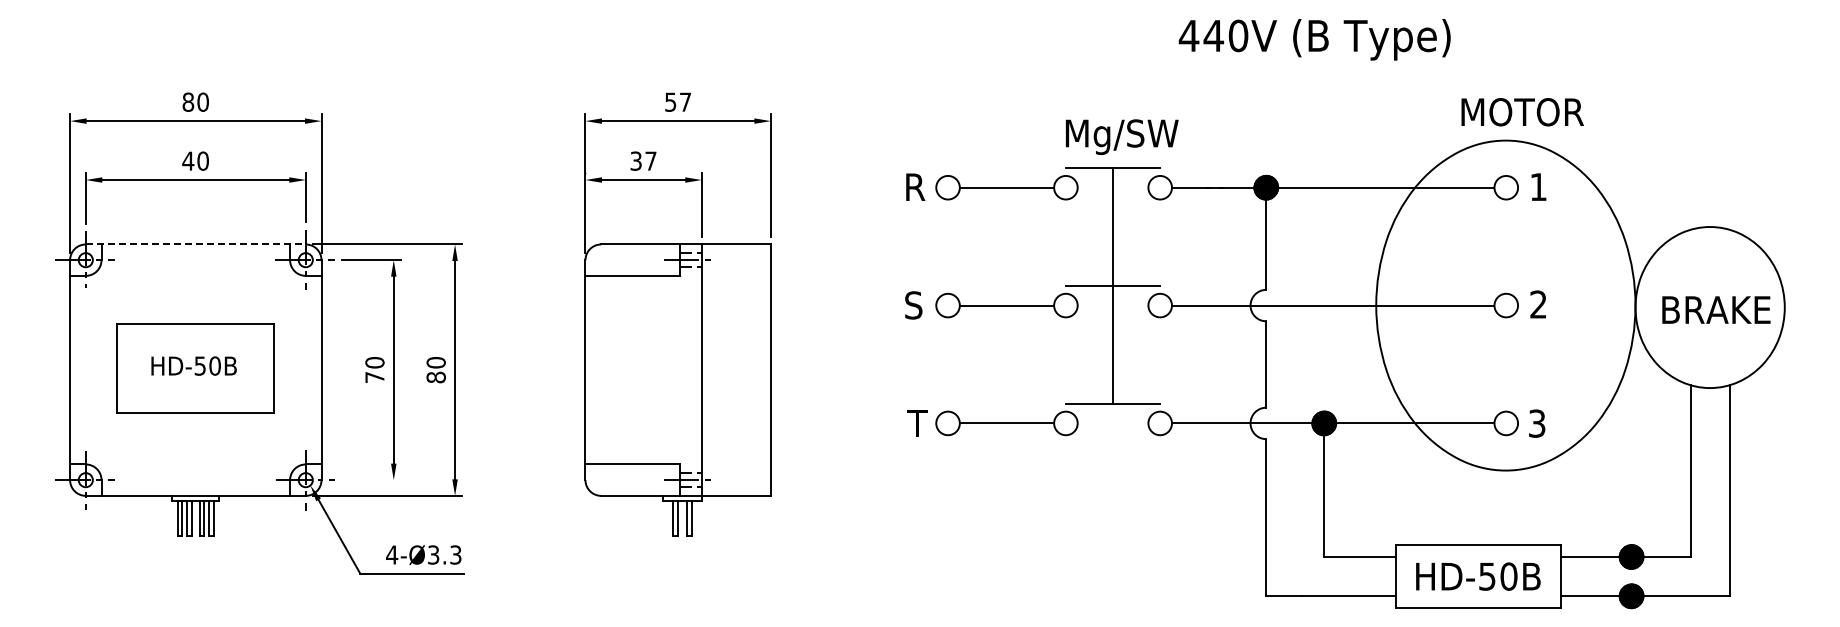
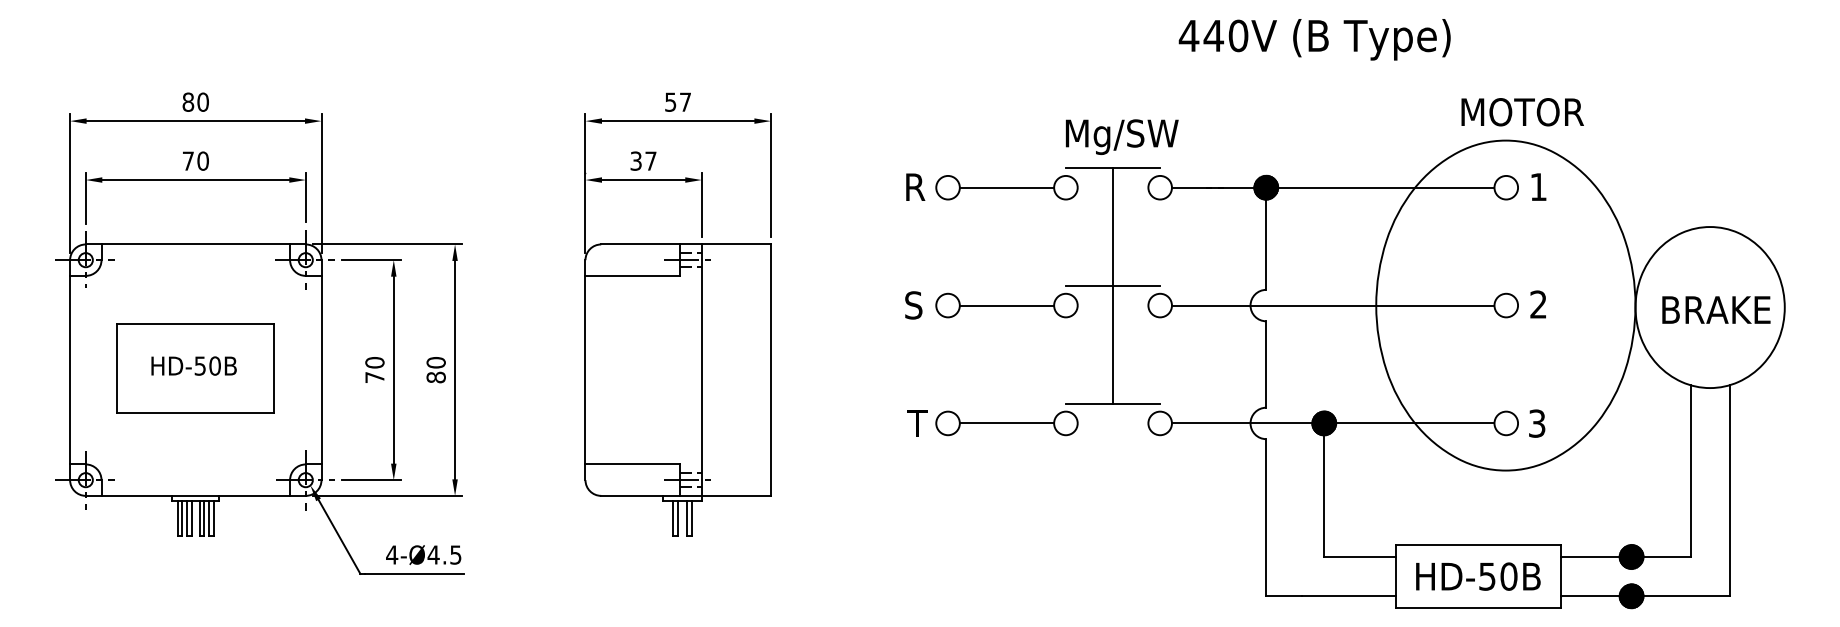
text: 40 -> 70 (188, 160)
line: dashed -> solid (195, 244)
line: none -> present (371, 480)
text: 4-Ø3.3 -> 4-Ø4.5 (444, 554)
